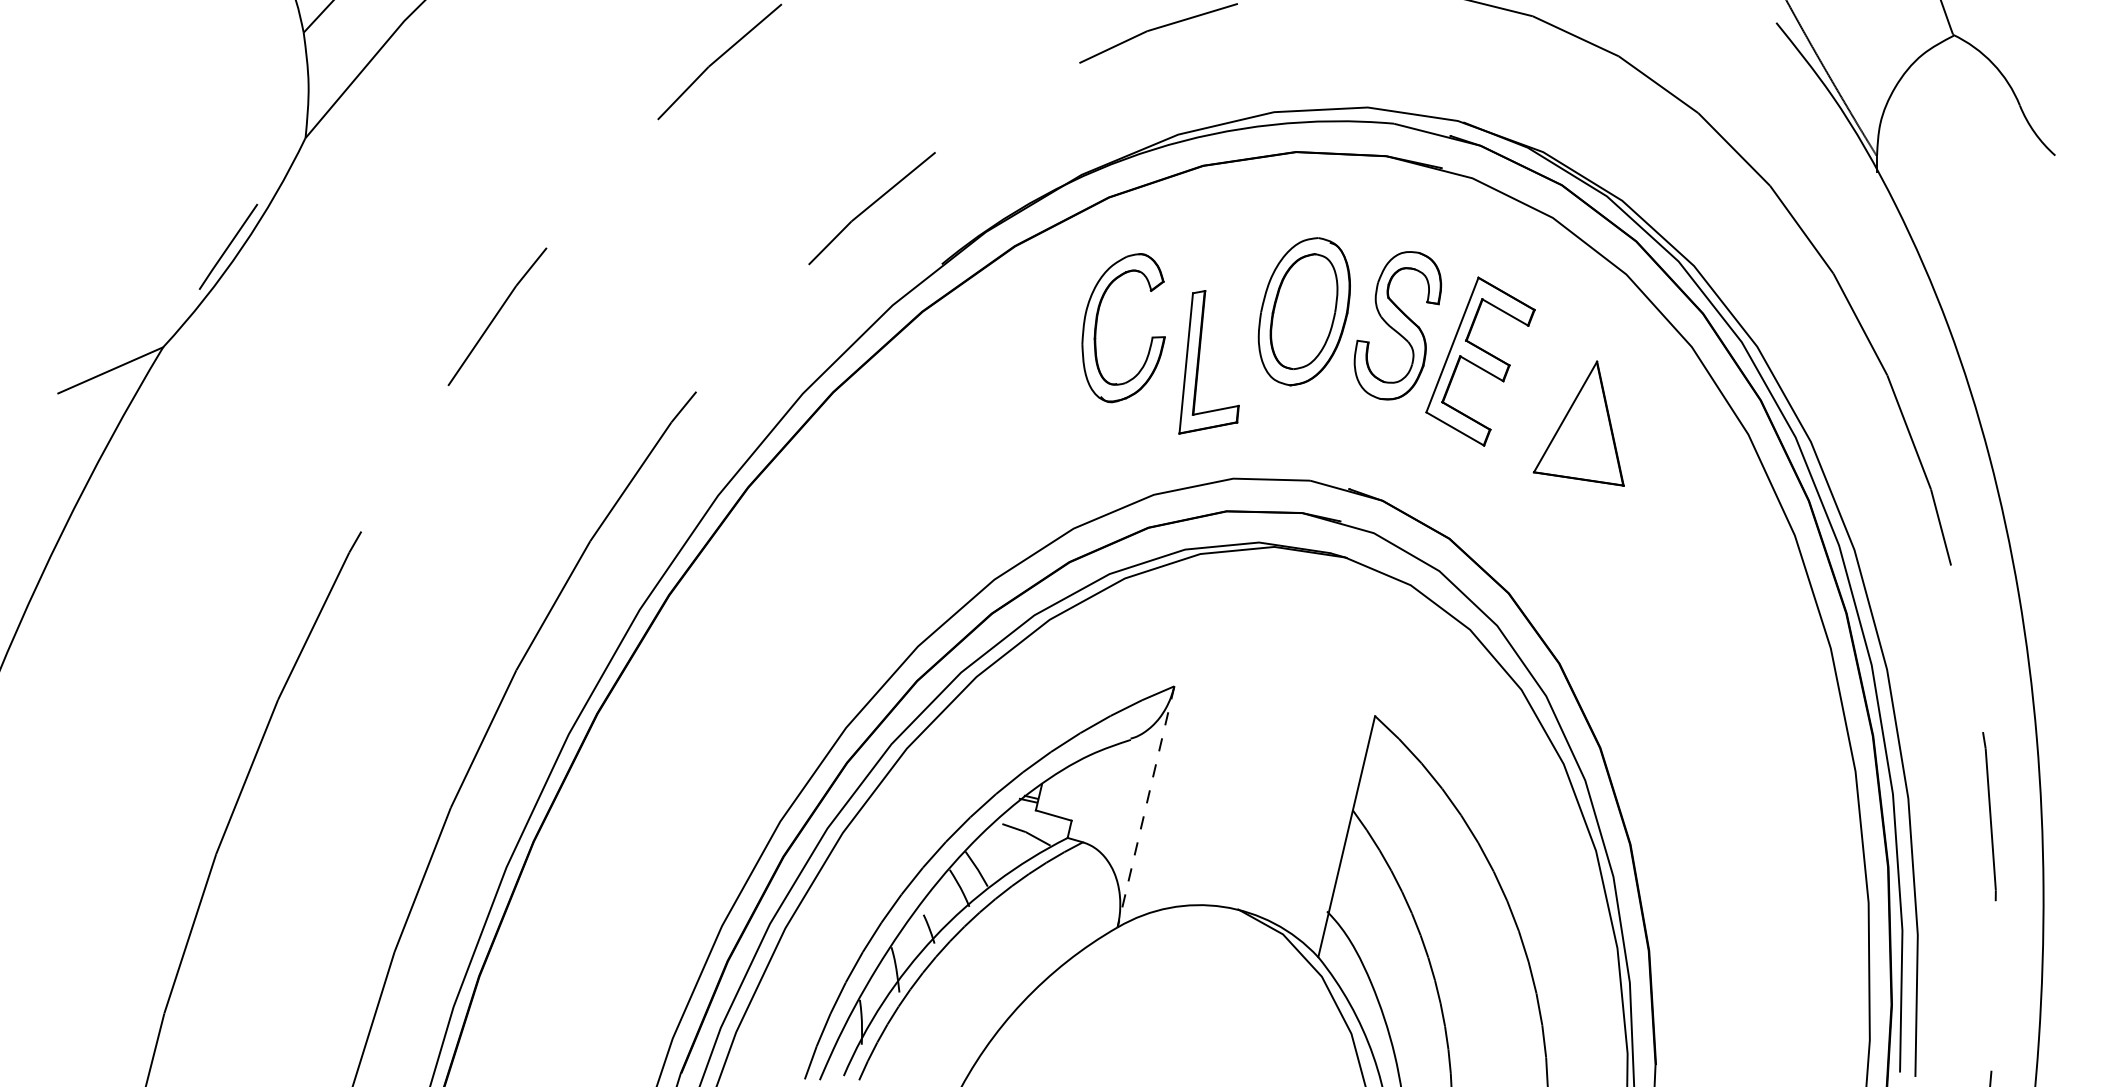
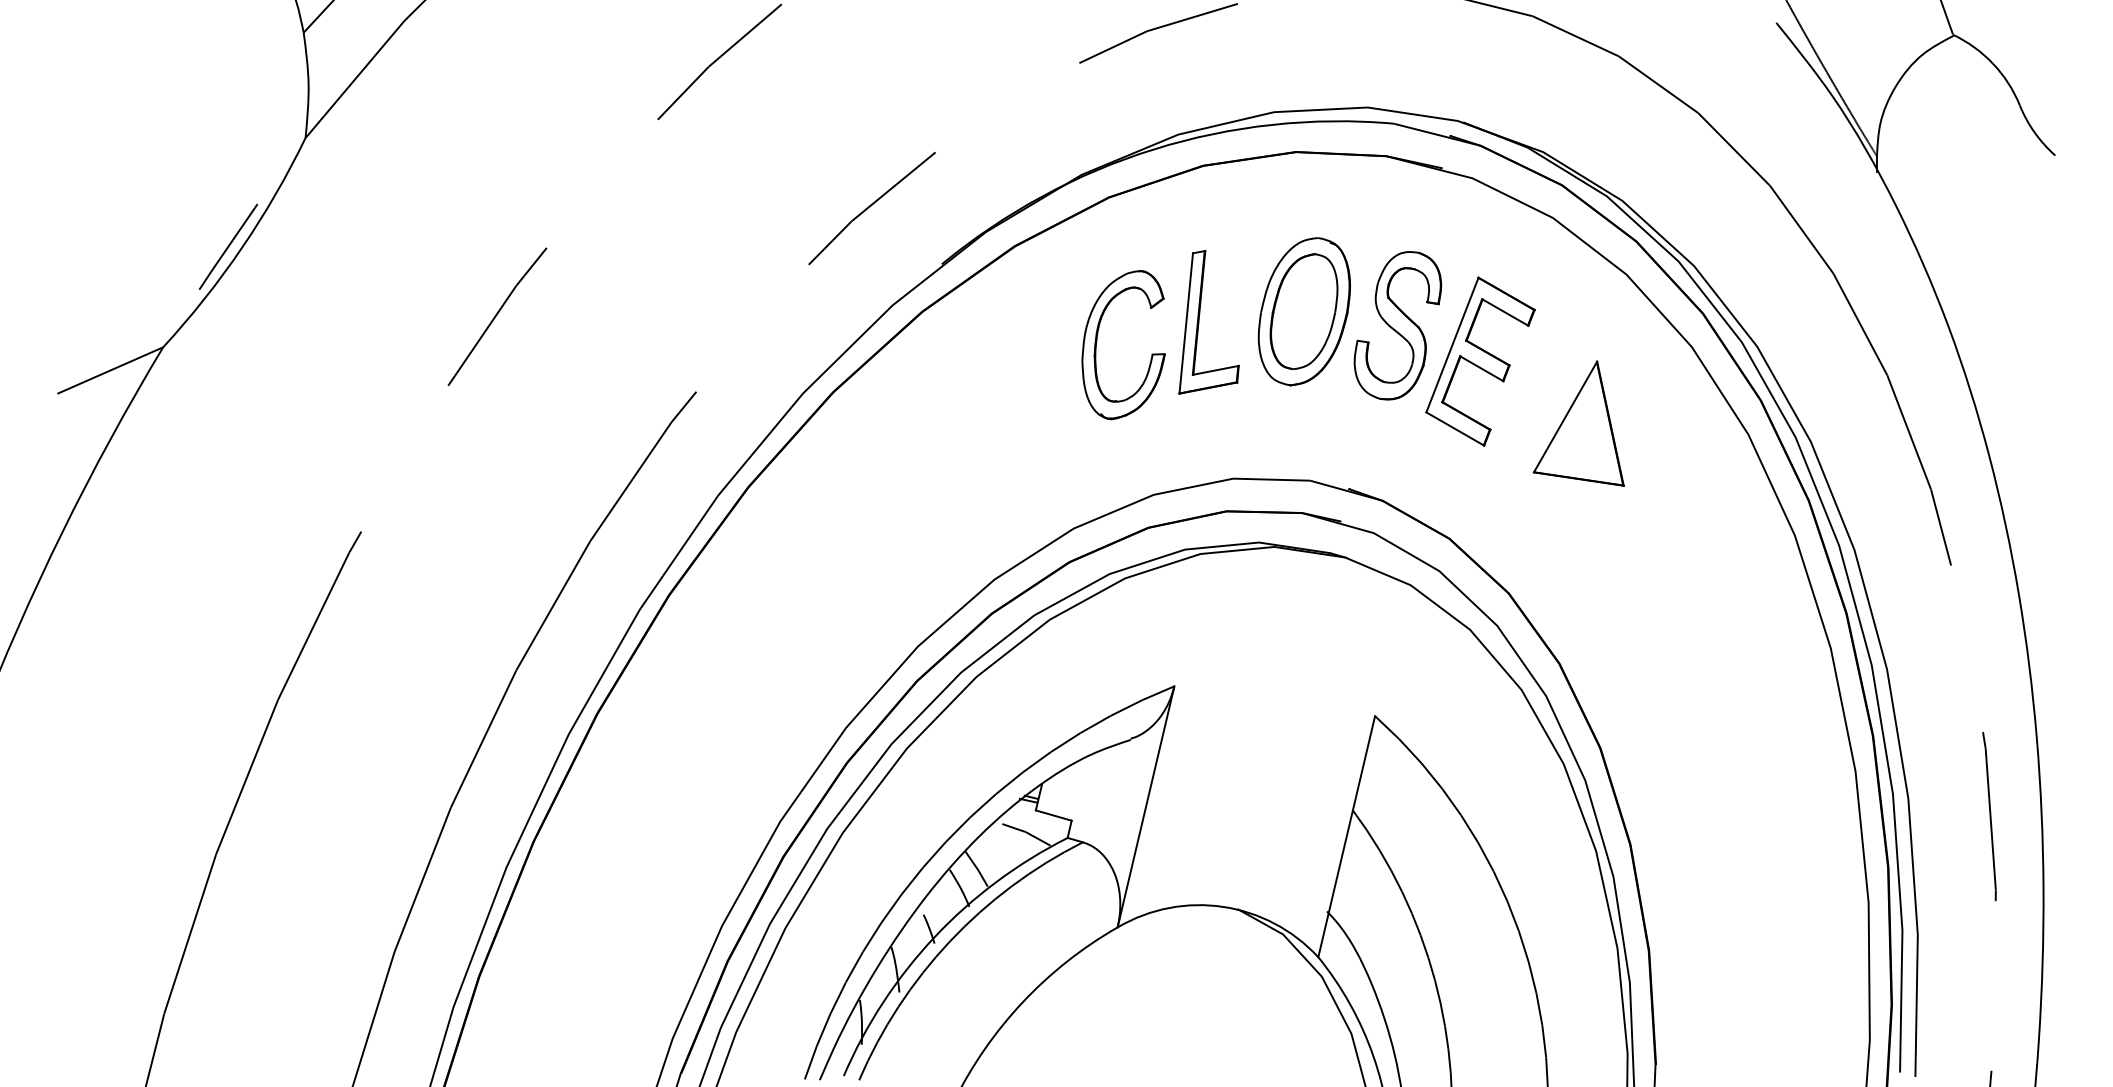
part position: (1097, 325) -> (1097, 342) (1097, 342)
part position: (1199, 362) -> (1199, 322) (1199, 322)
line: dashed -> solid (1146, 806)
